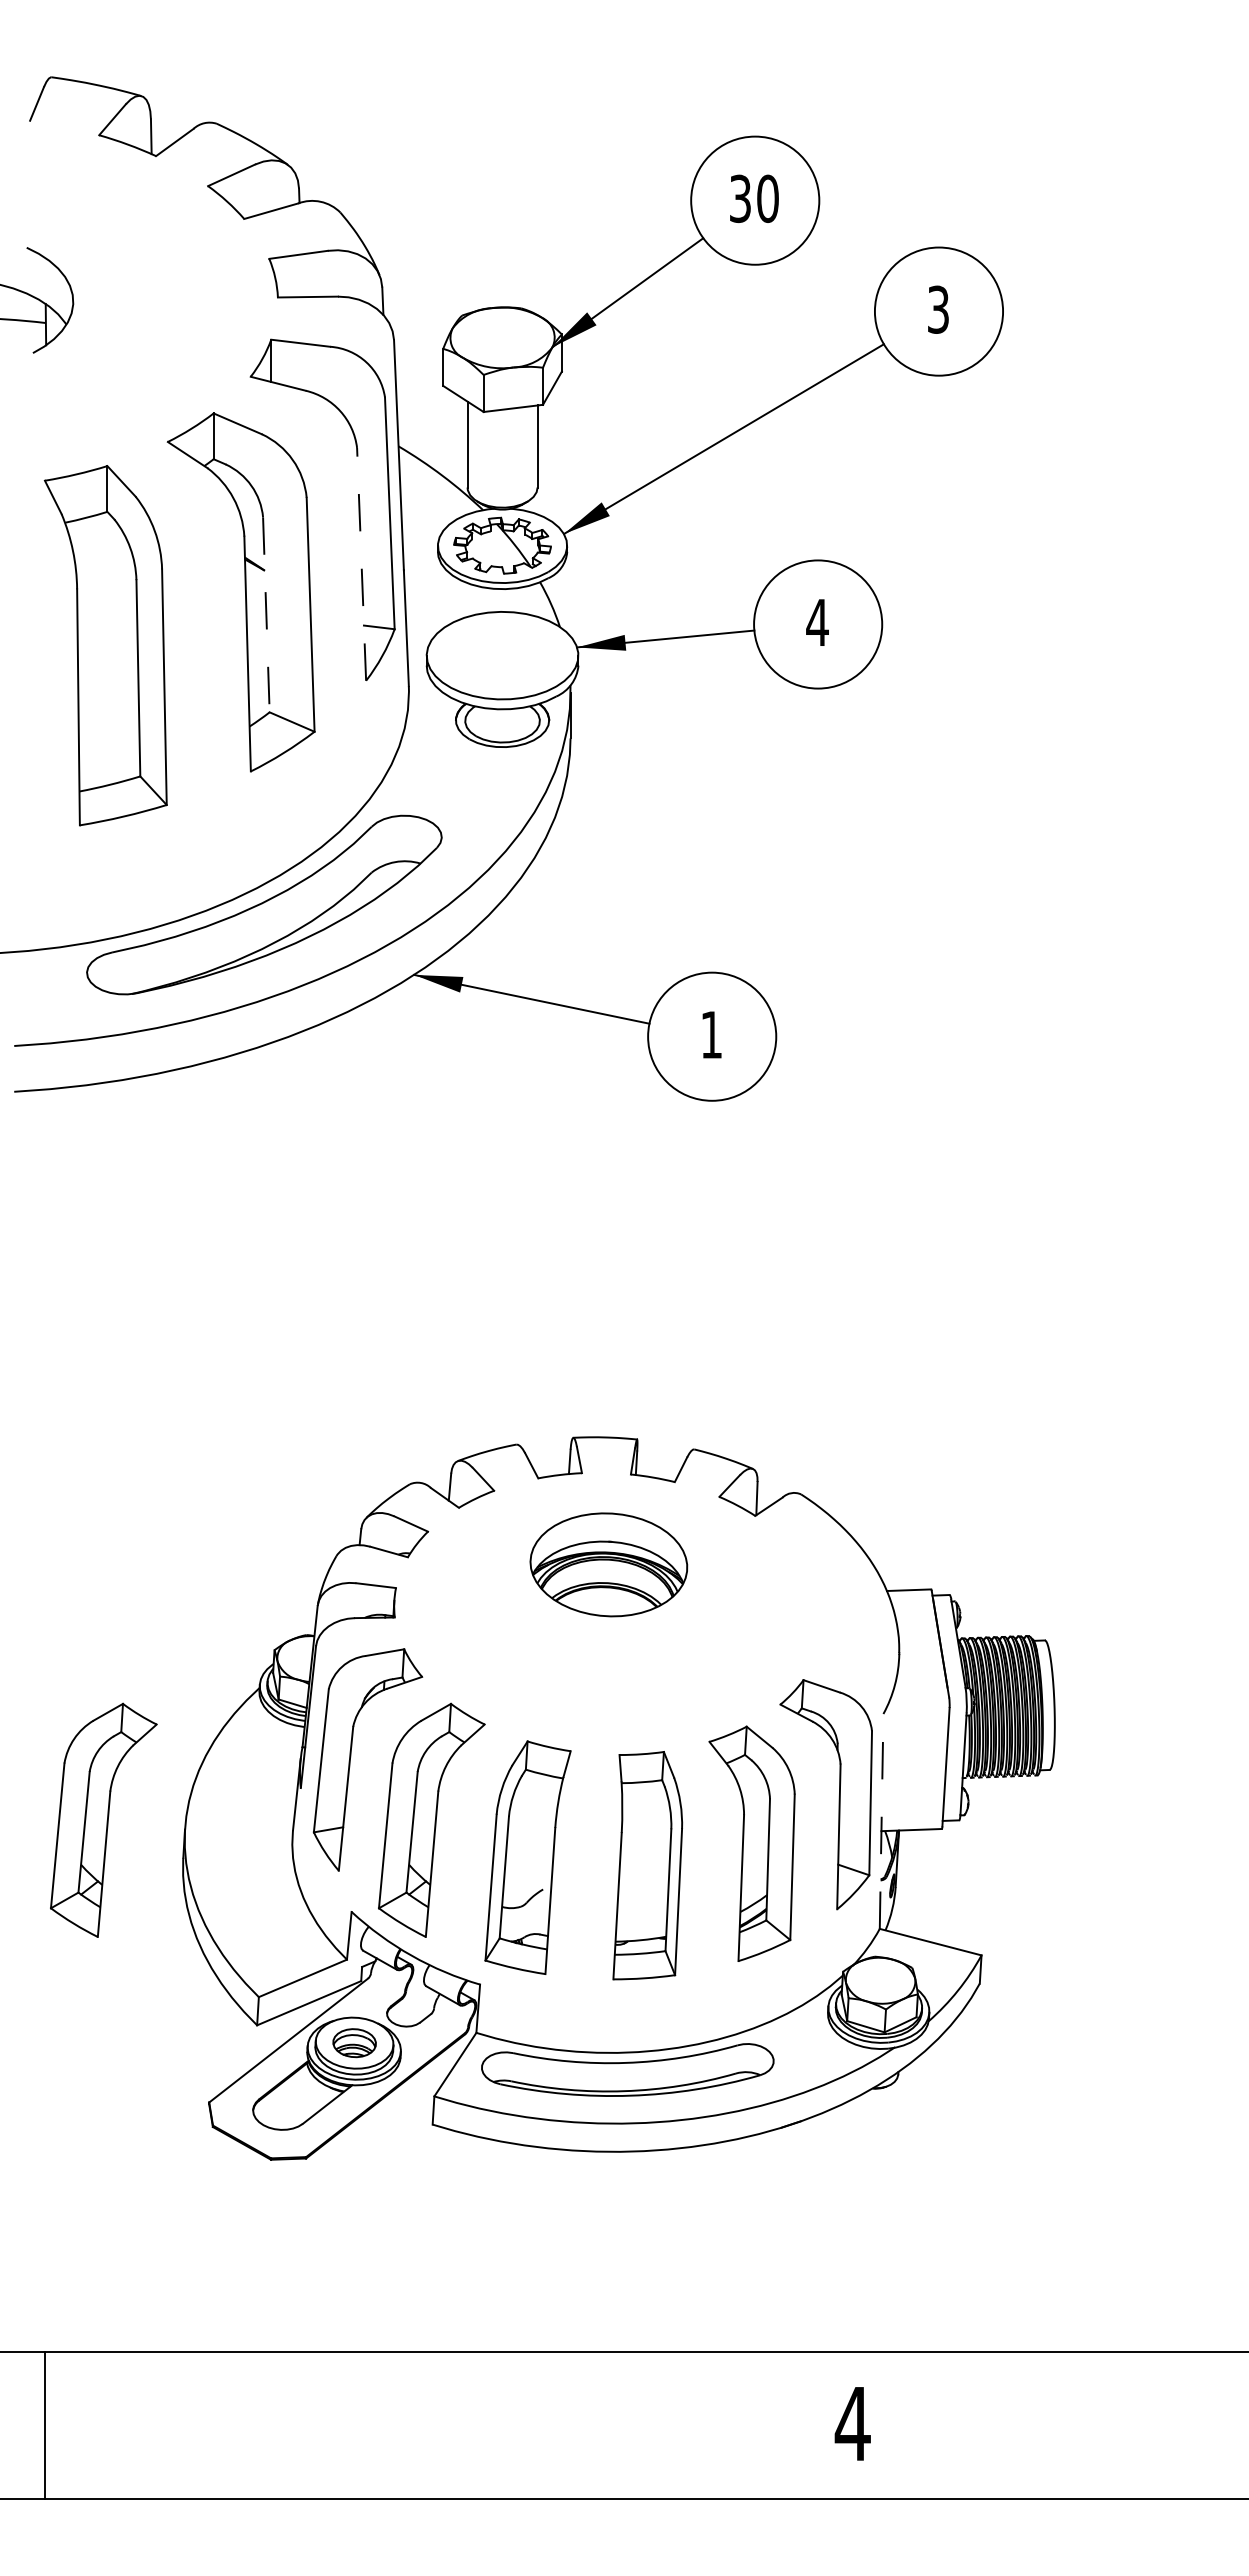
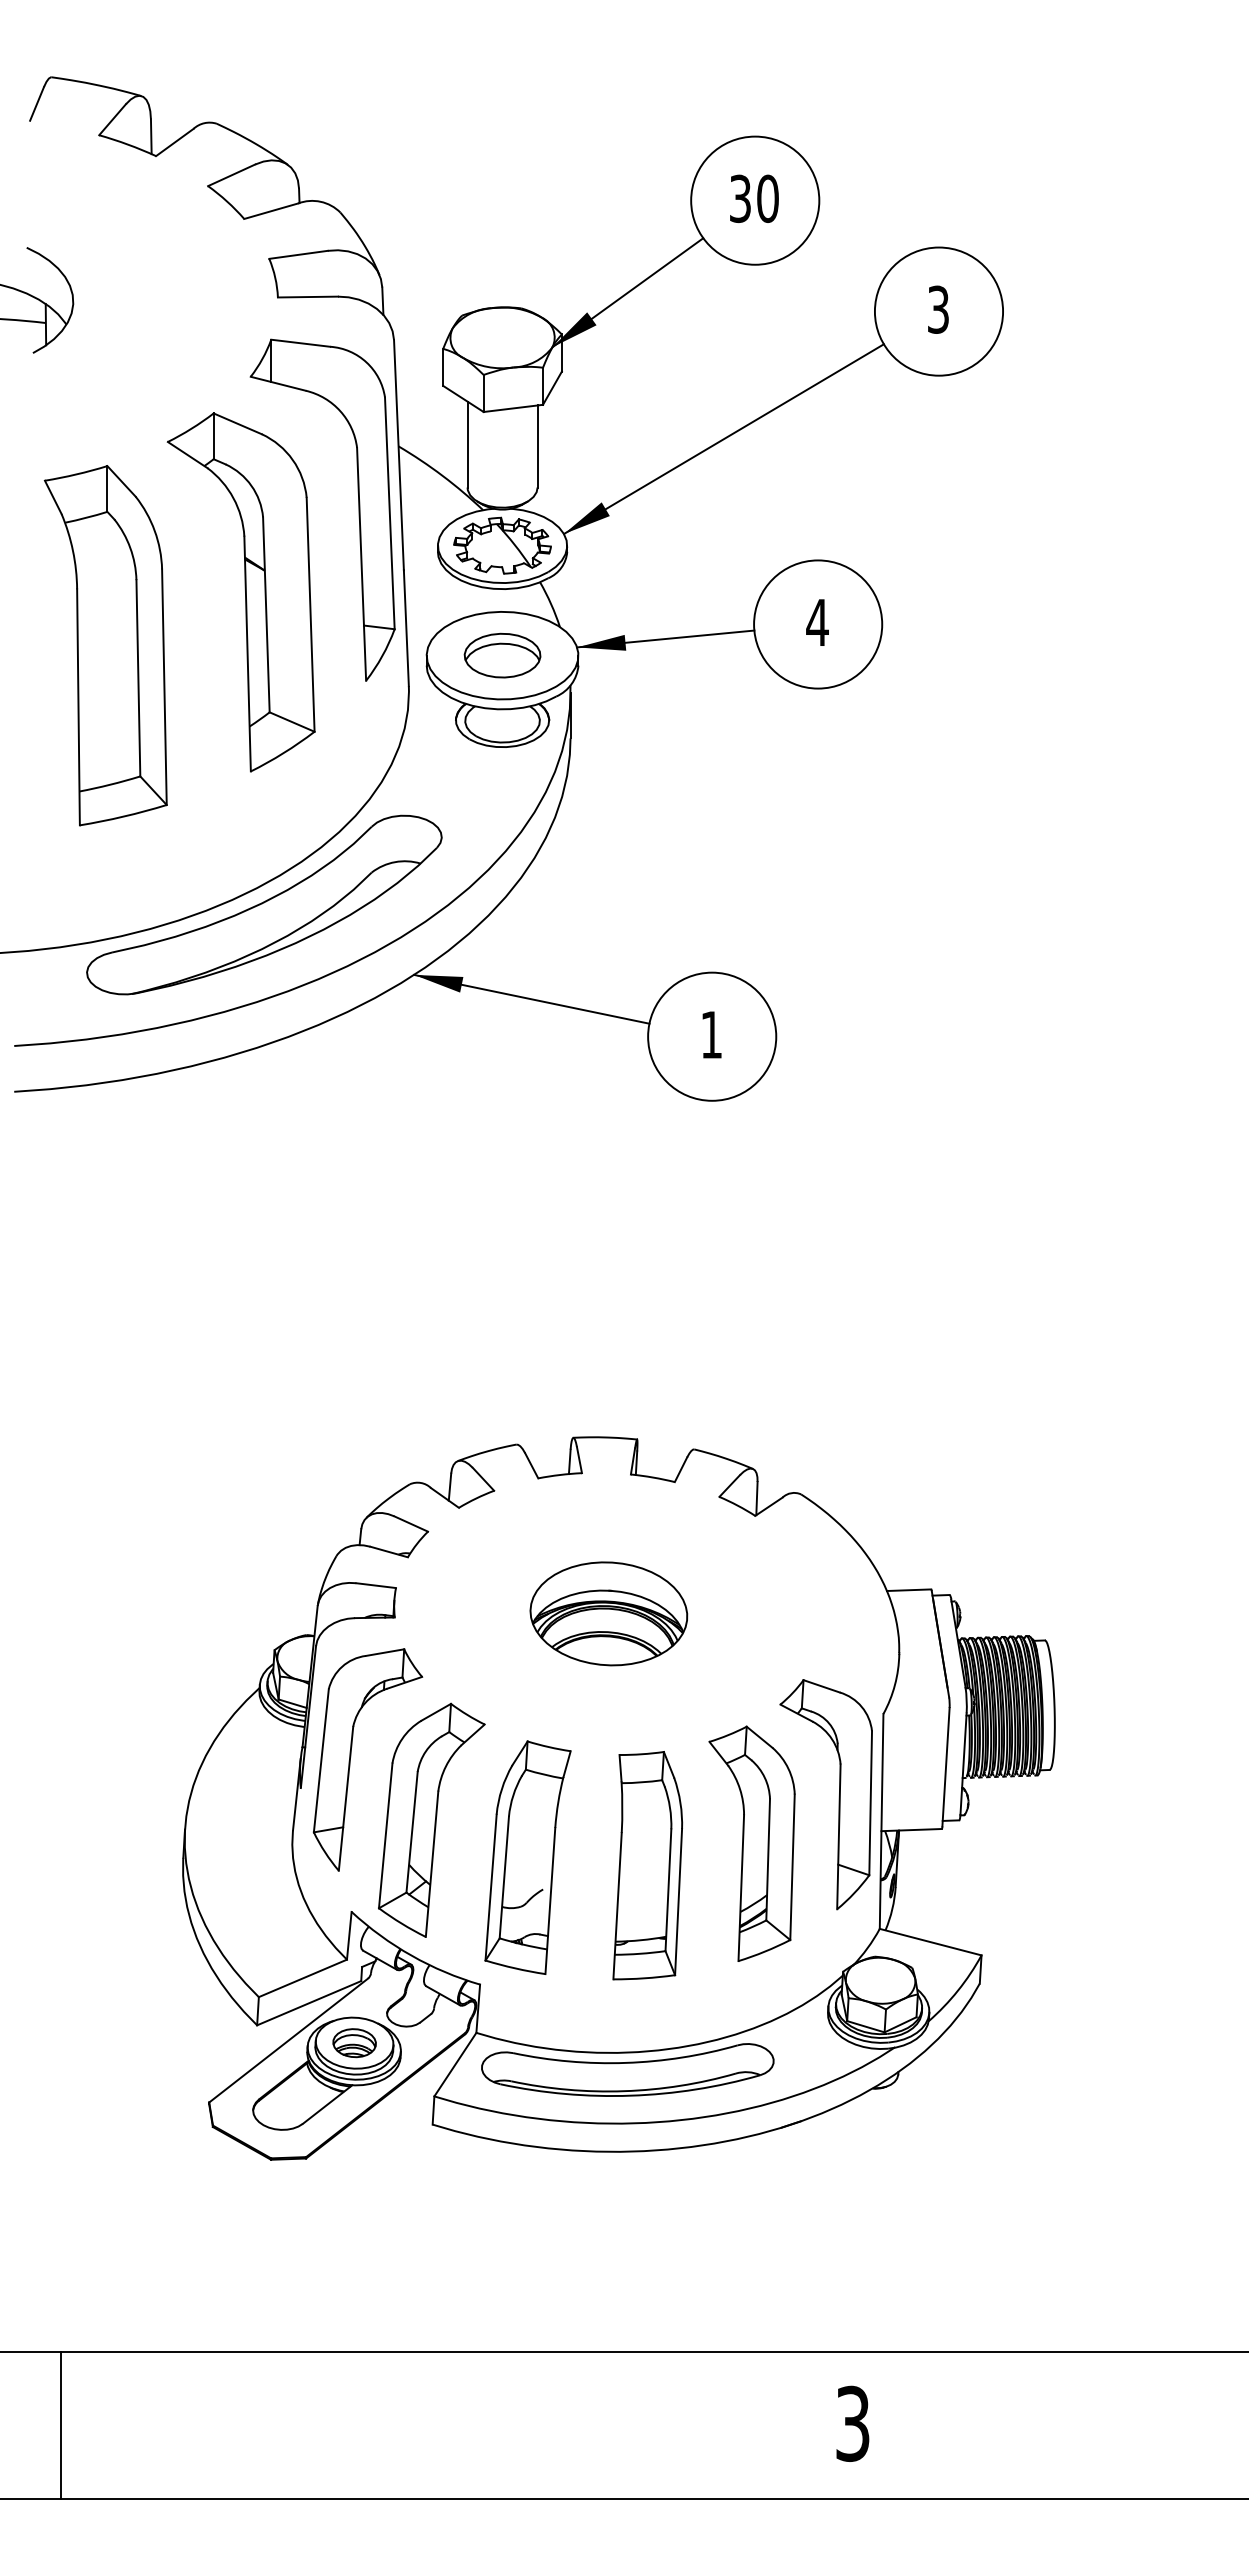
line: dashed -> solid (361, 564)
line: dashed -> solid (266, 614)
part: none -> present (502, 655)
part position: (608, 1564) -> (608, 1613) (608, 1613)
part: present -> none (103, 1819)
line: dashed -> solid (881, 1820)
text: 4 -> 3 (852, 2423)
line position: (45, 2424) -> (61, 2424) (61, 2424)
